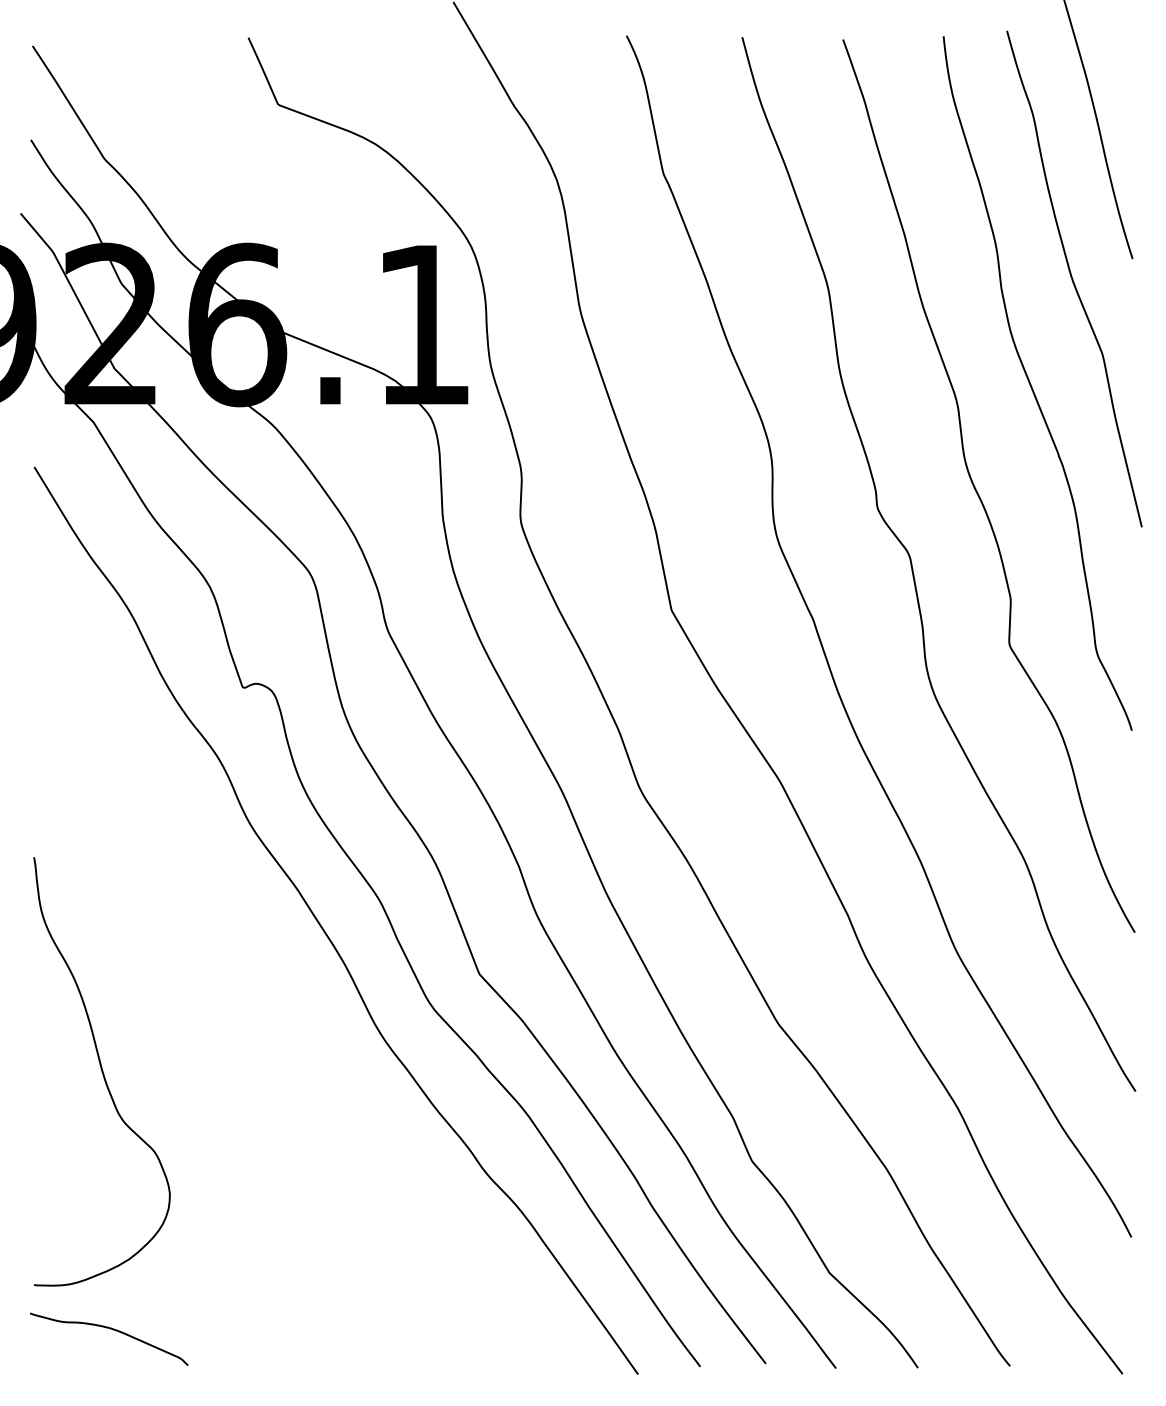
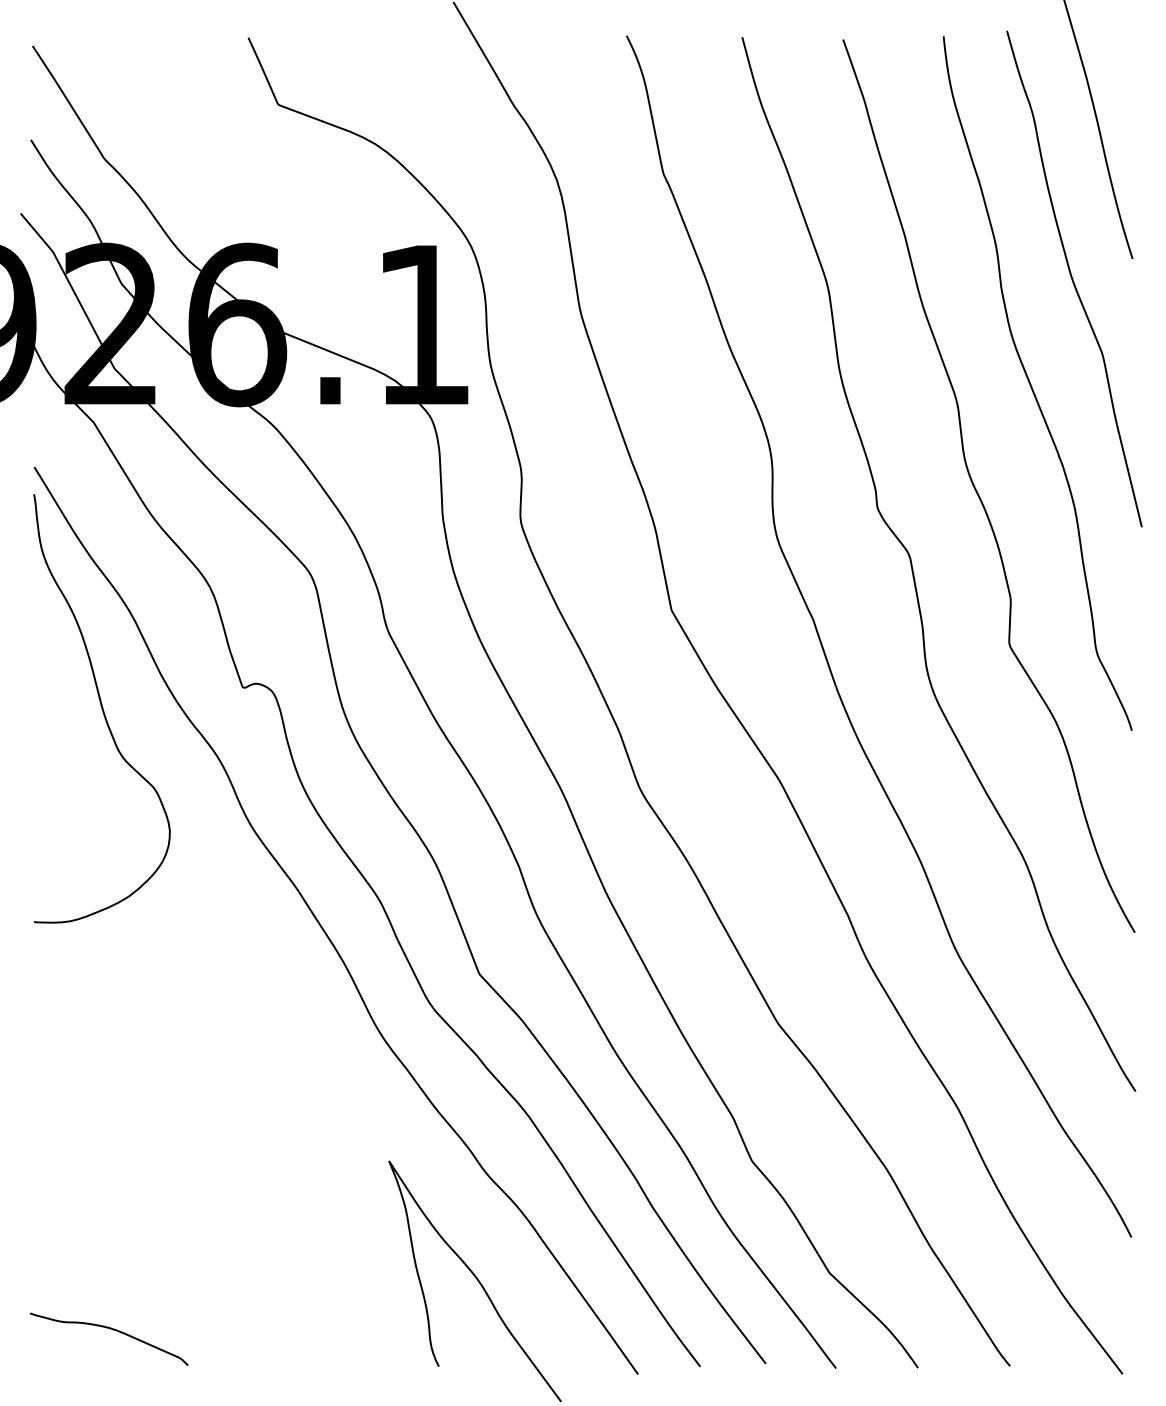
curve position: (101, 1071) -> (101, 708) (101, 708)
curve: none -> present (476, 1279)
